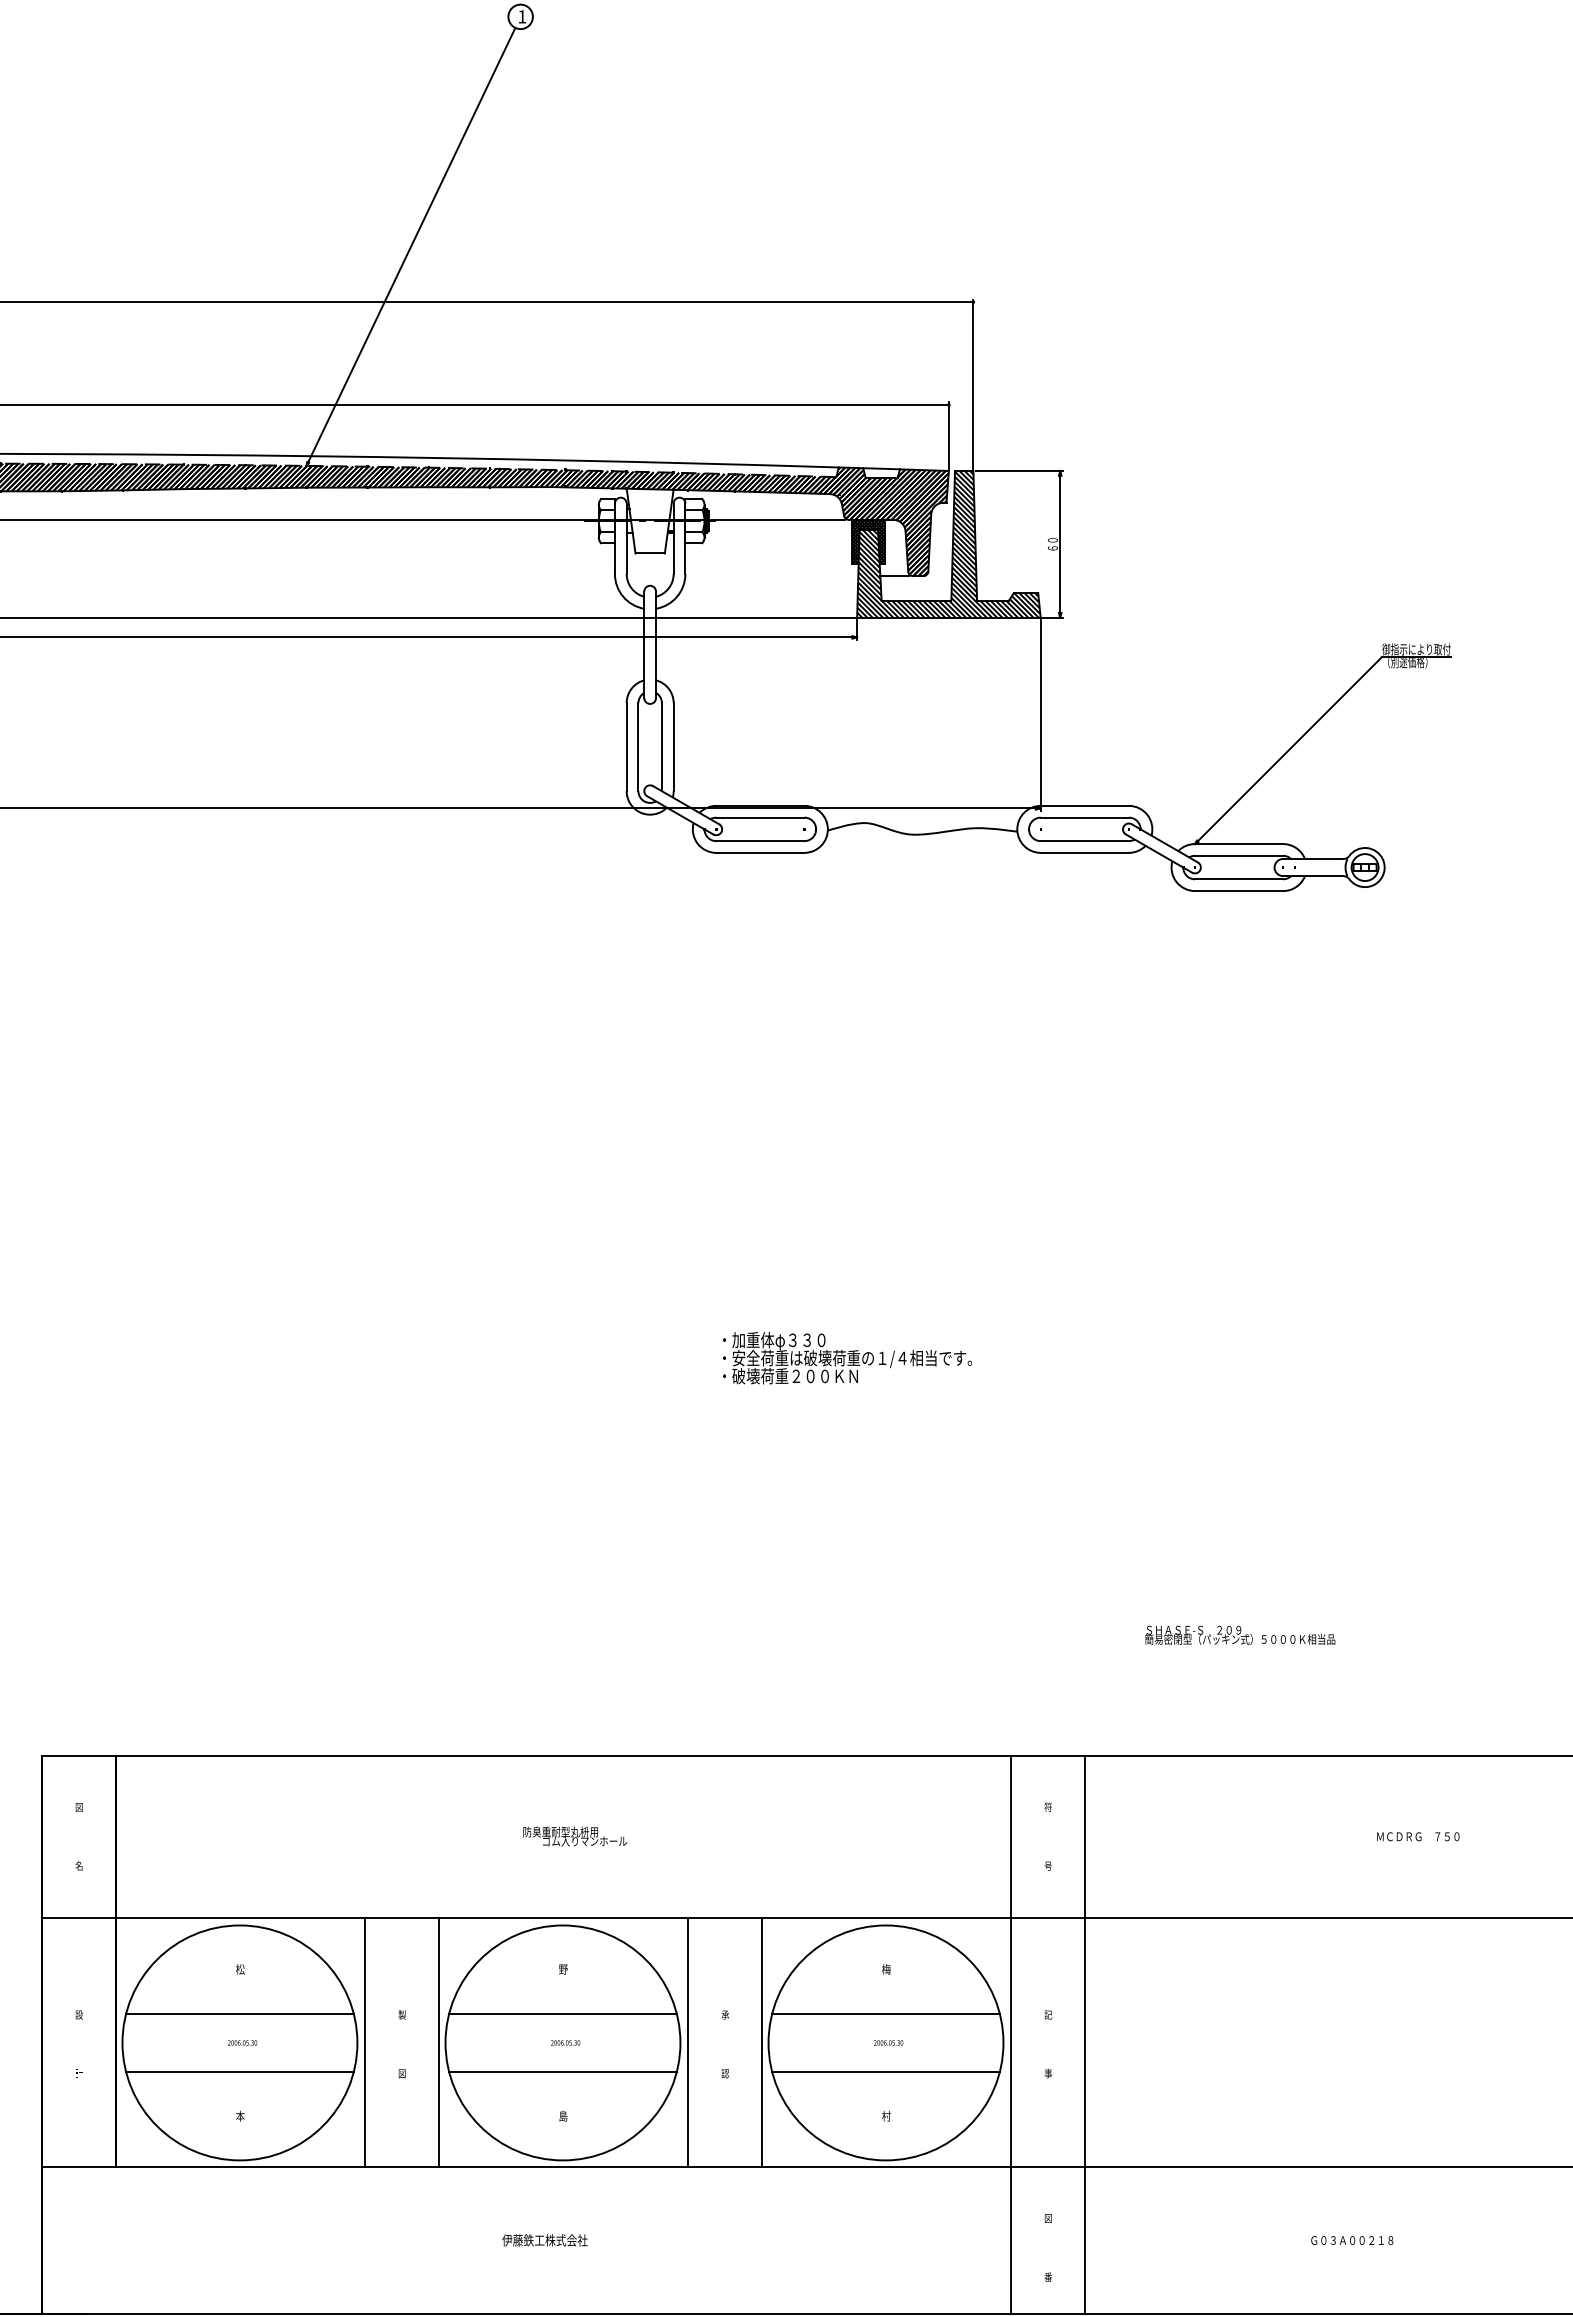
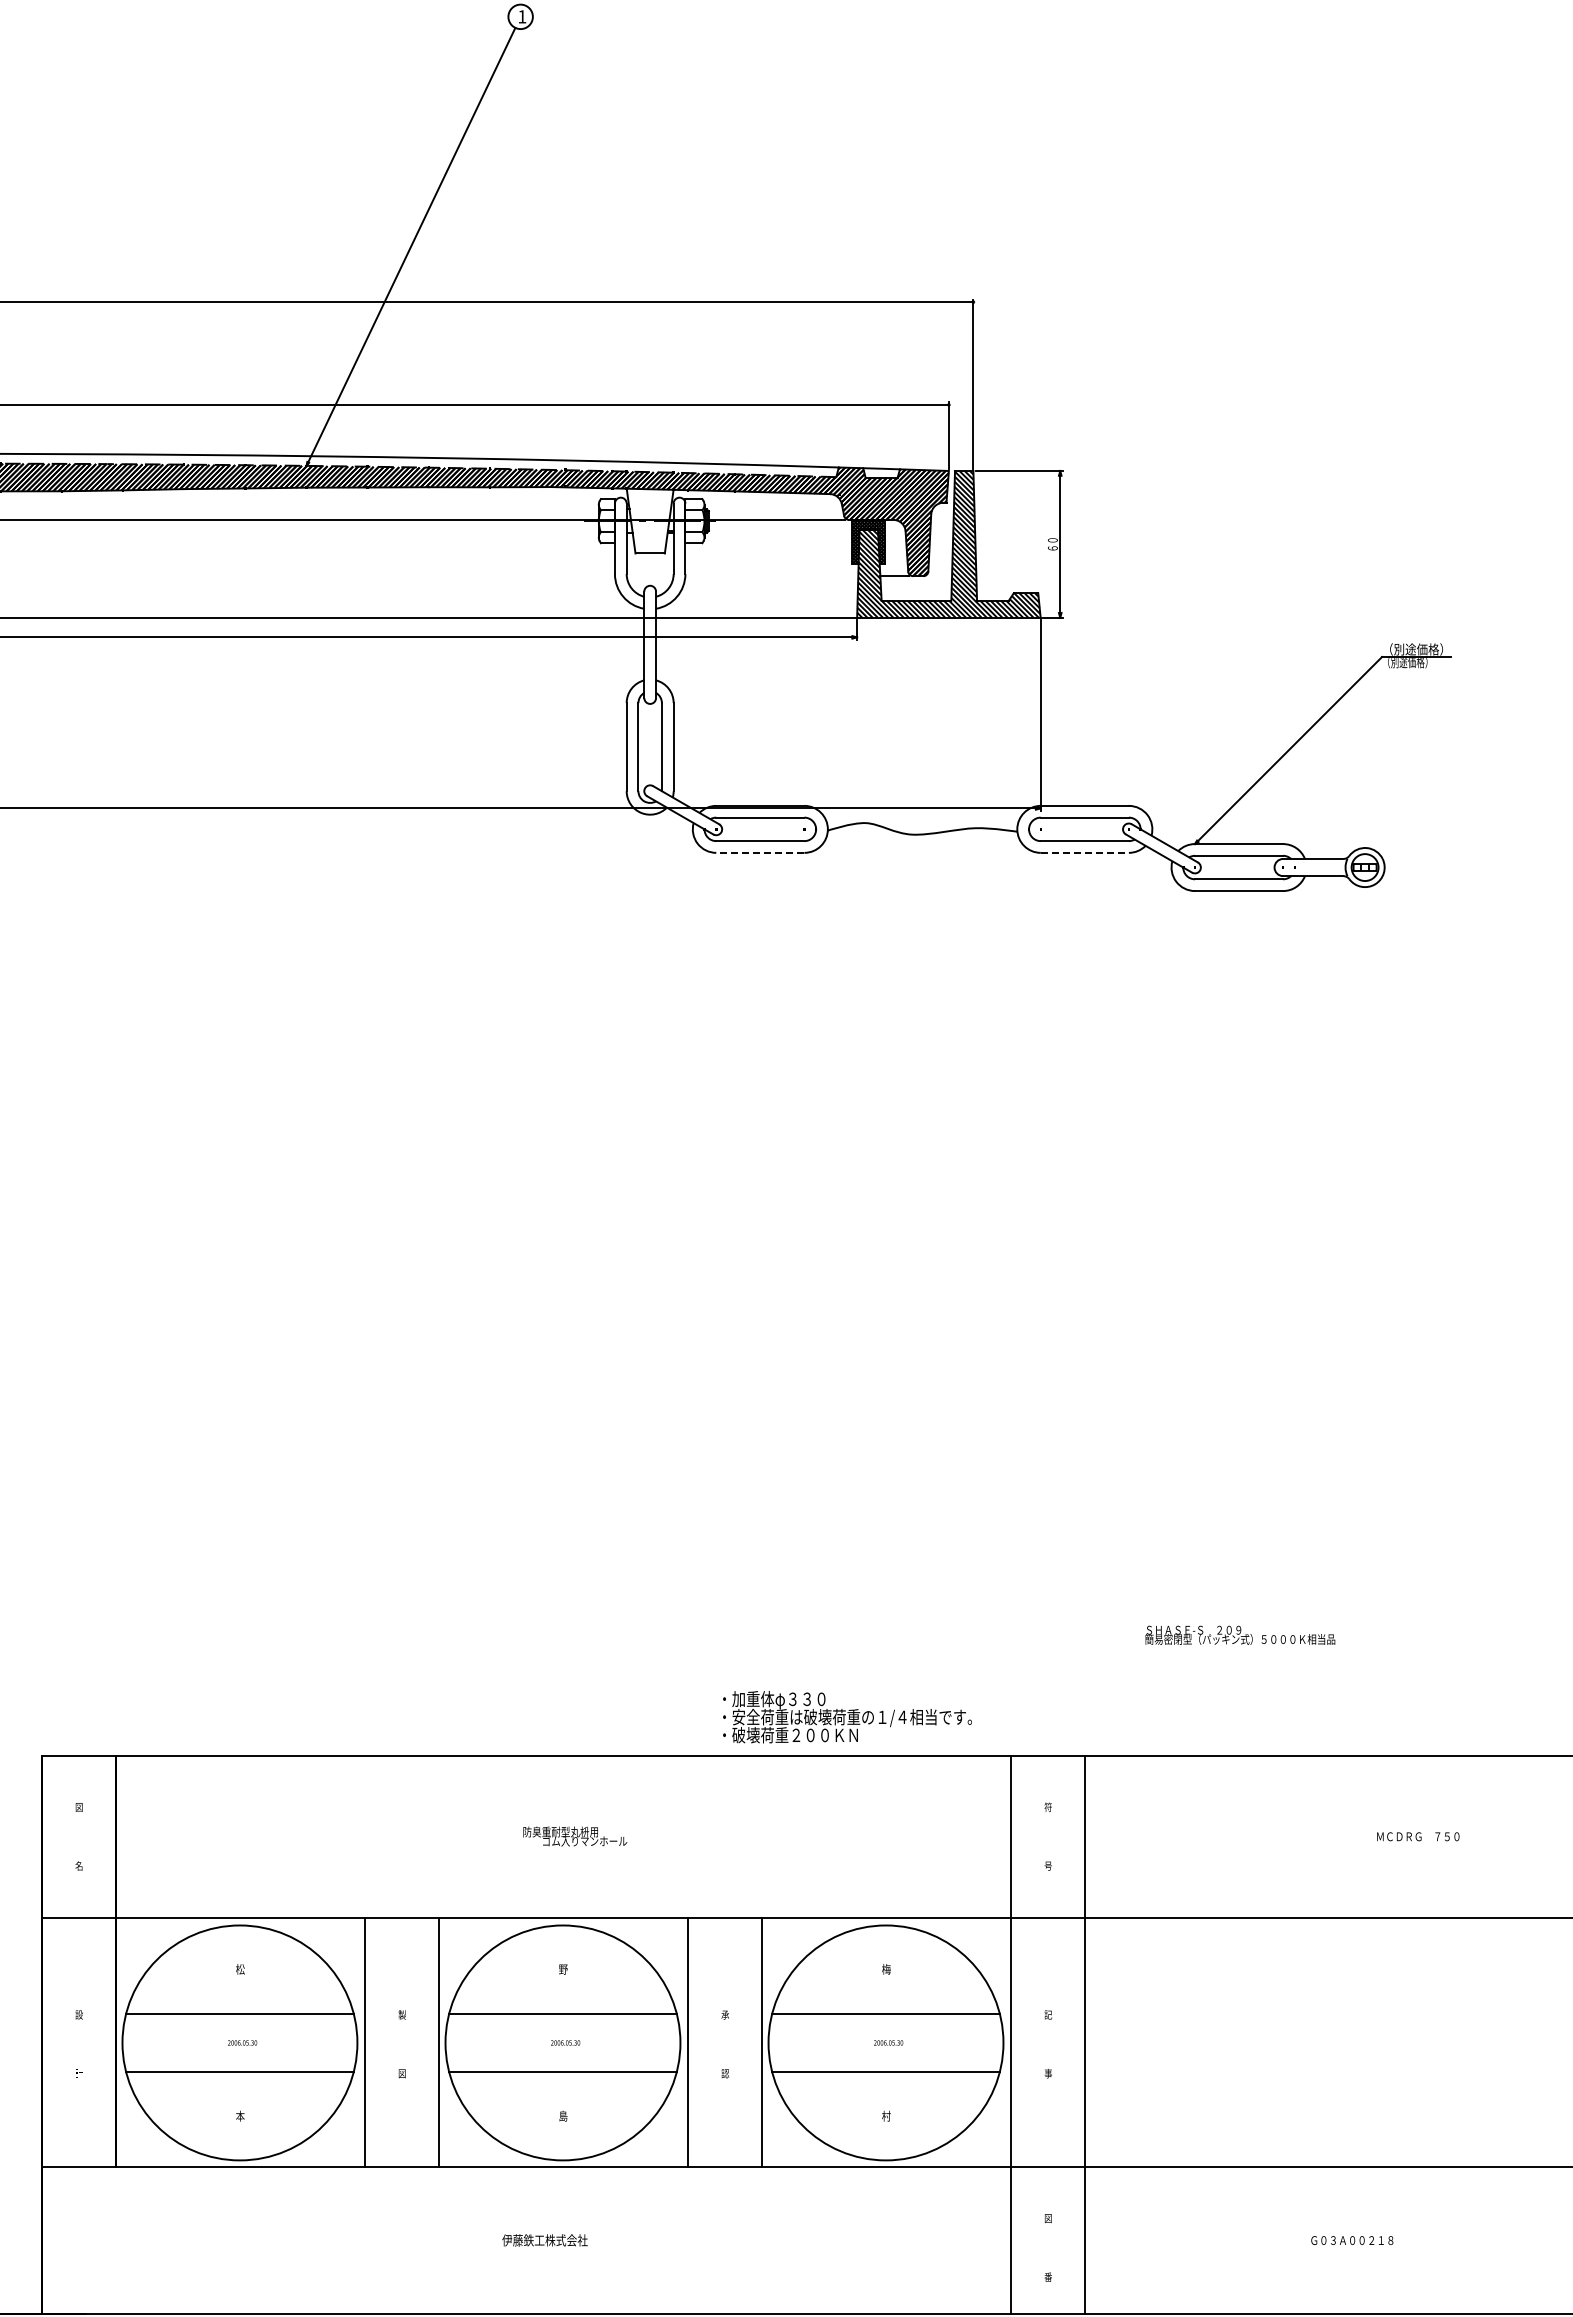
text: 御指示により取付 -> （別途価格） (1416, 649)
line: solid -> dashed (759, 852)
line: solid -> dashed (1085, 852)
text position: (847, 1358) -> (847, 1717) (847, 1717)
